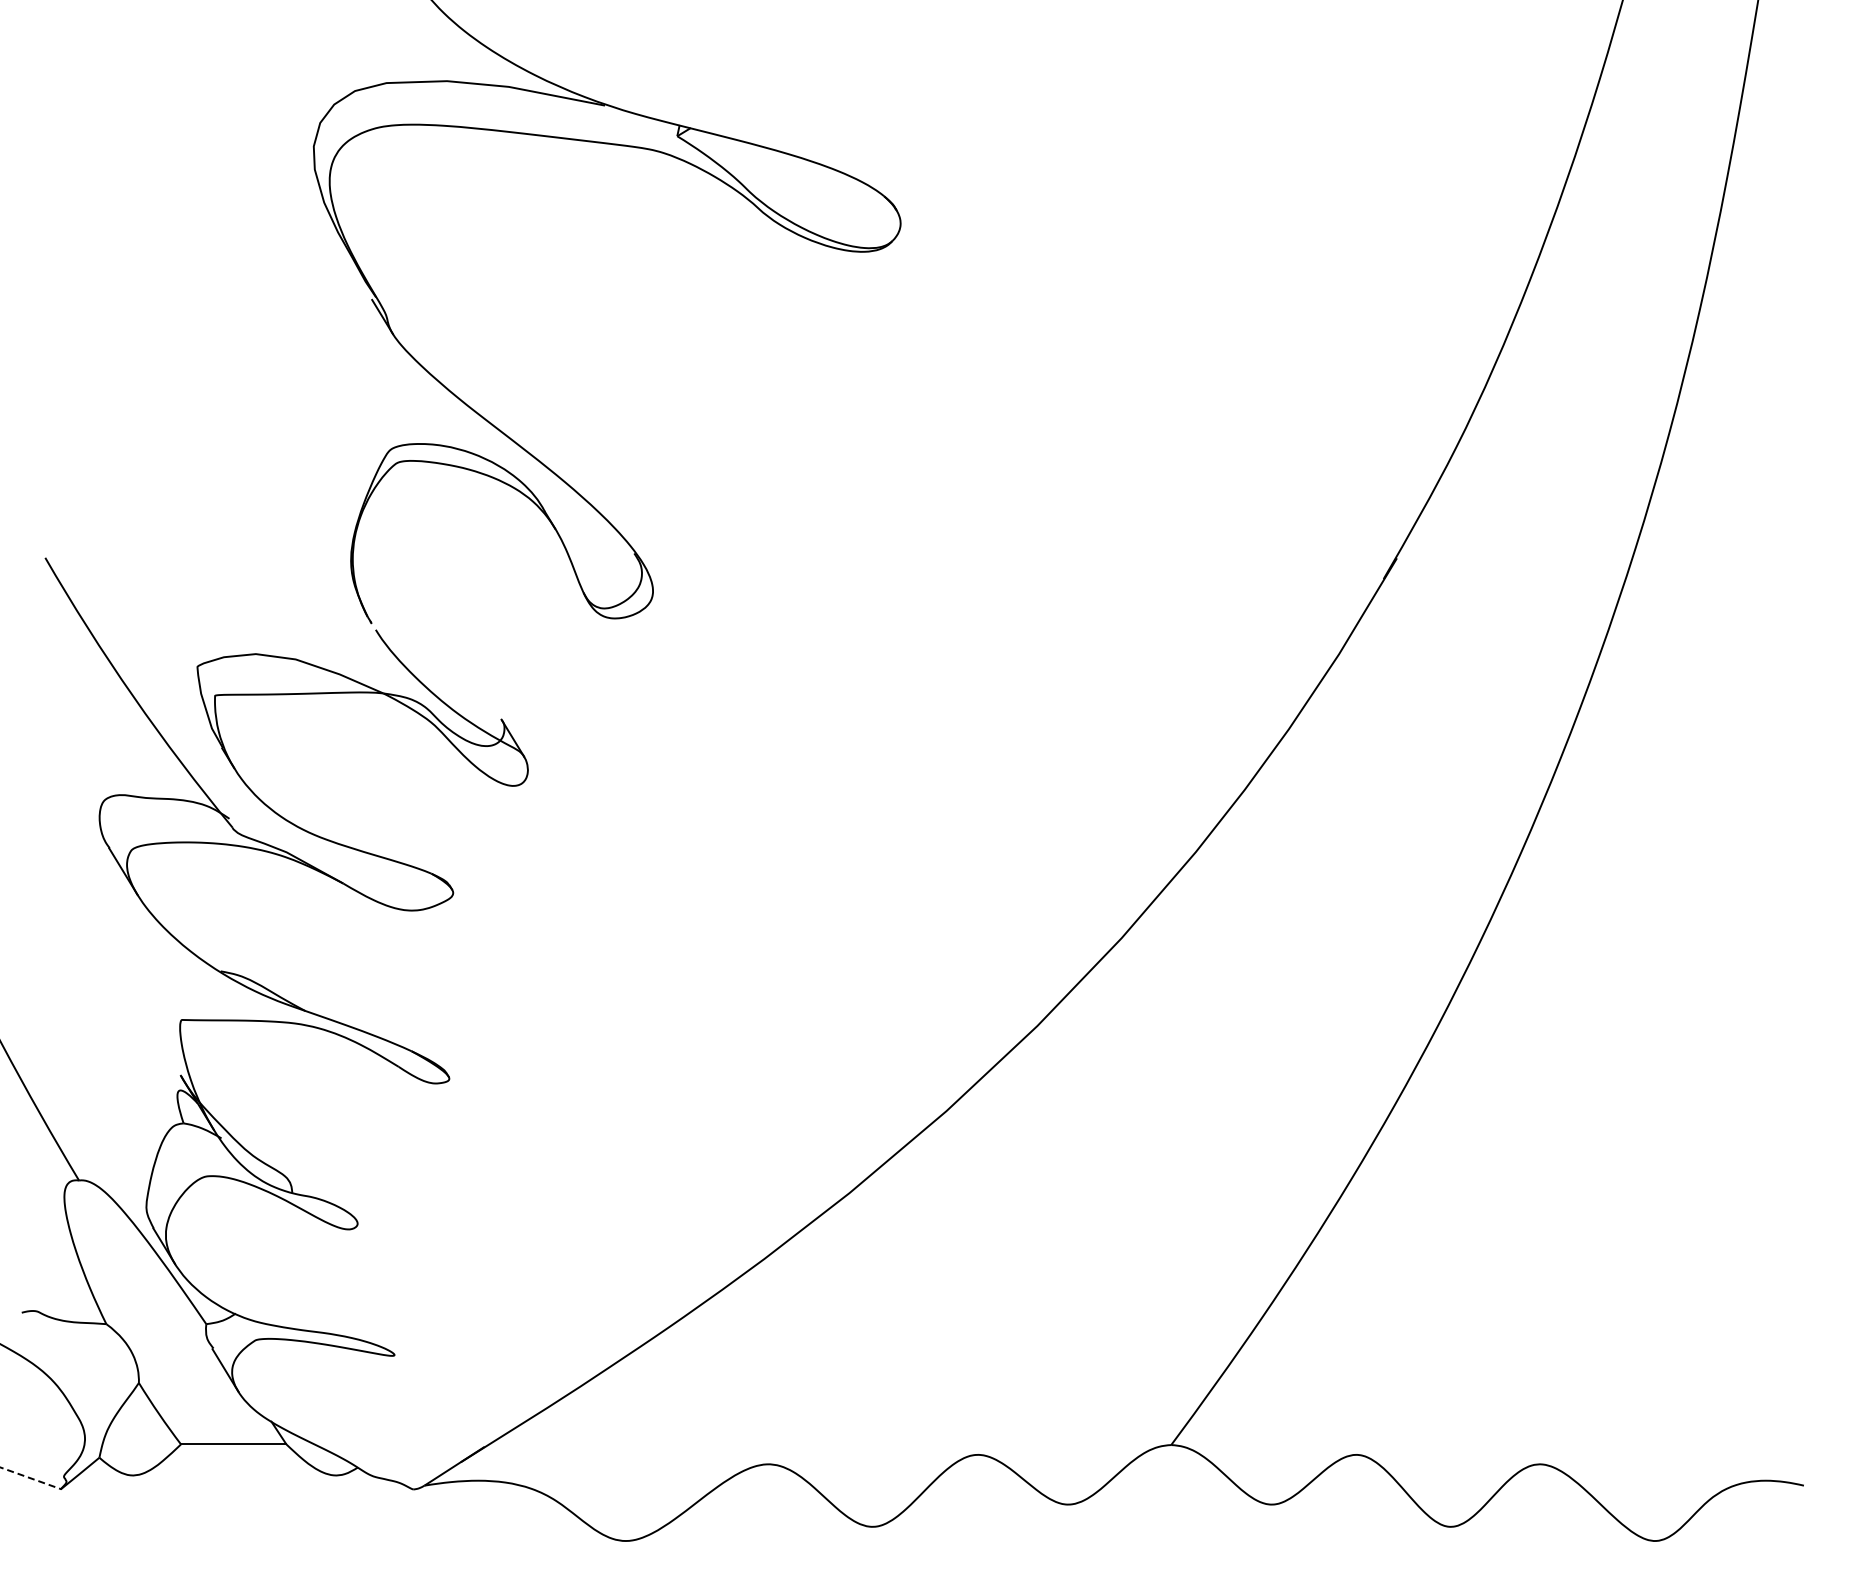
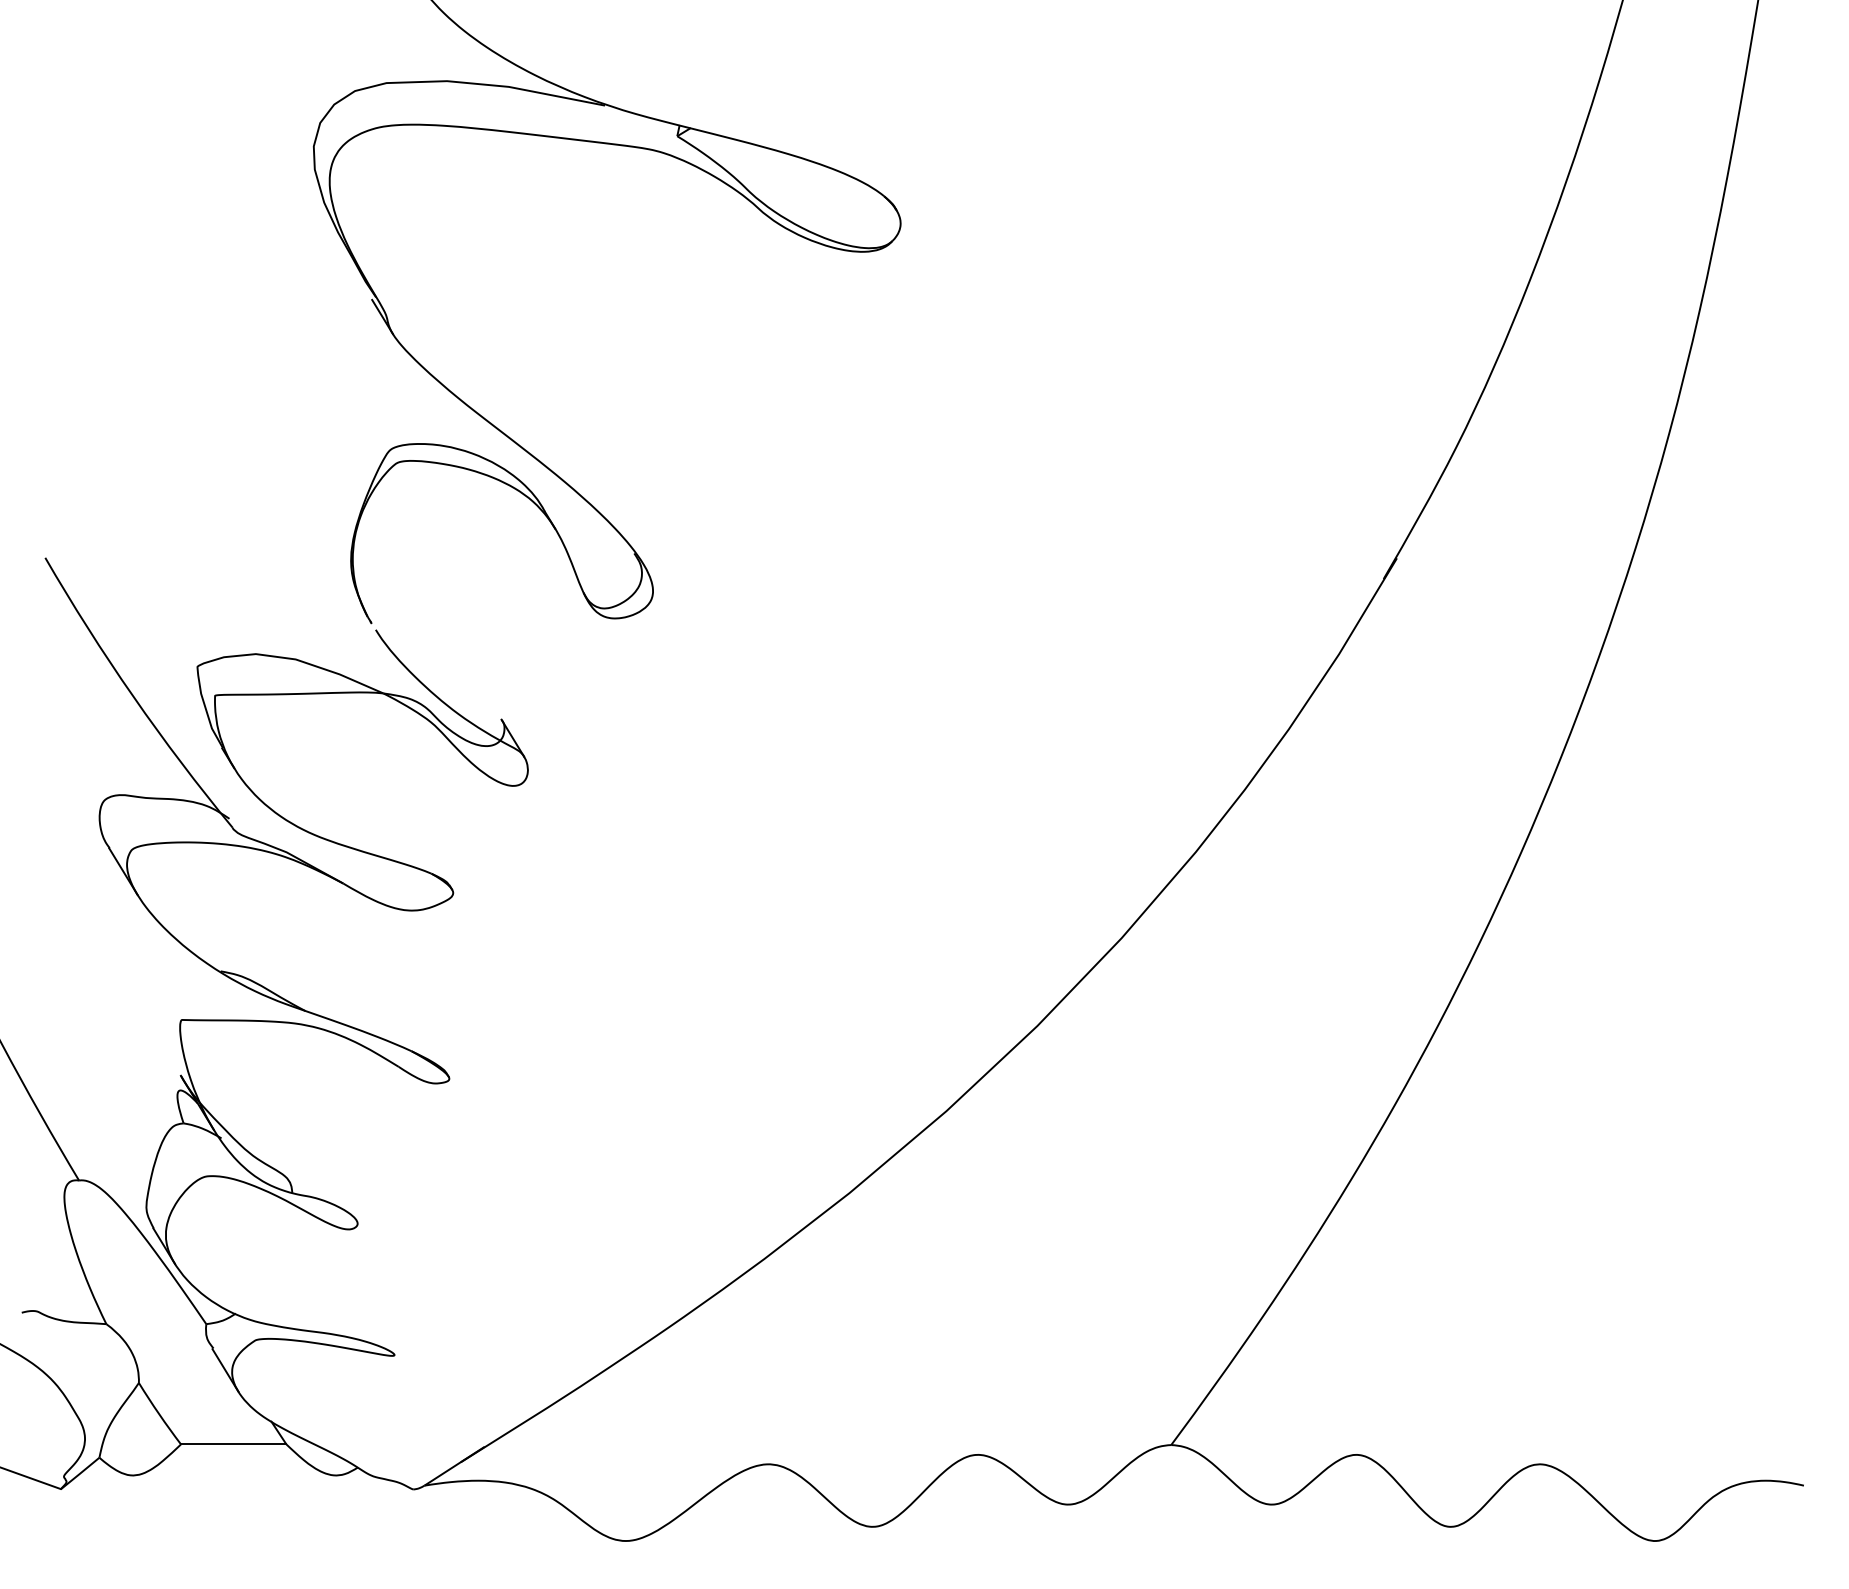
line: dashed -> solid (31, 1478)
